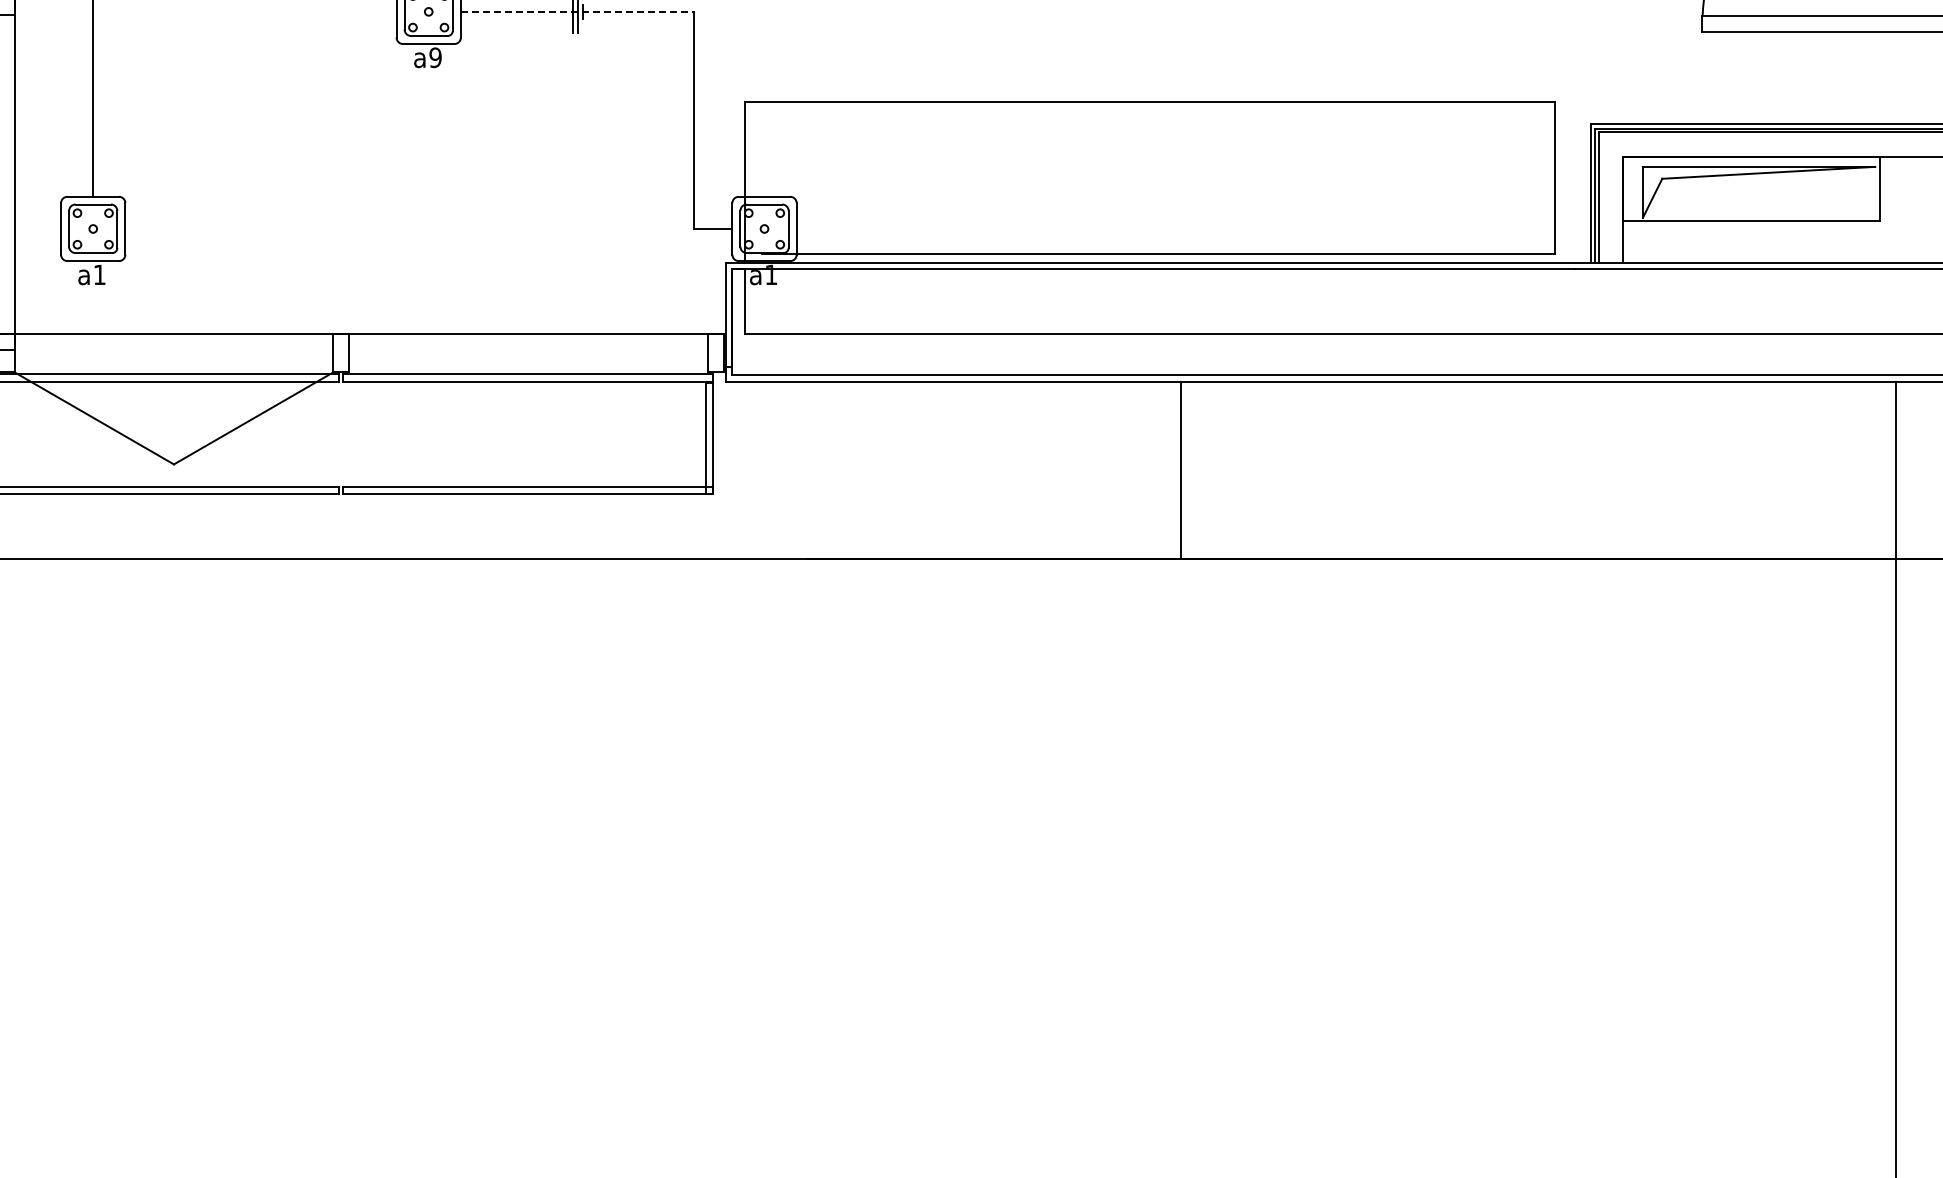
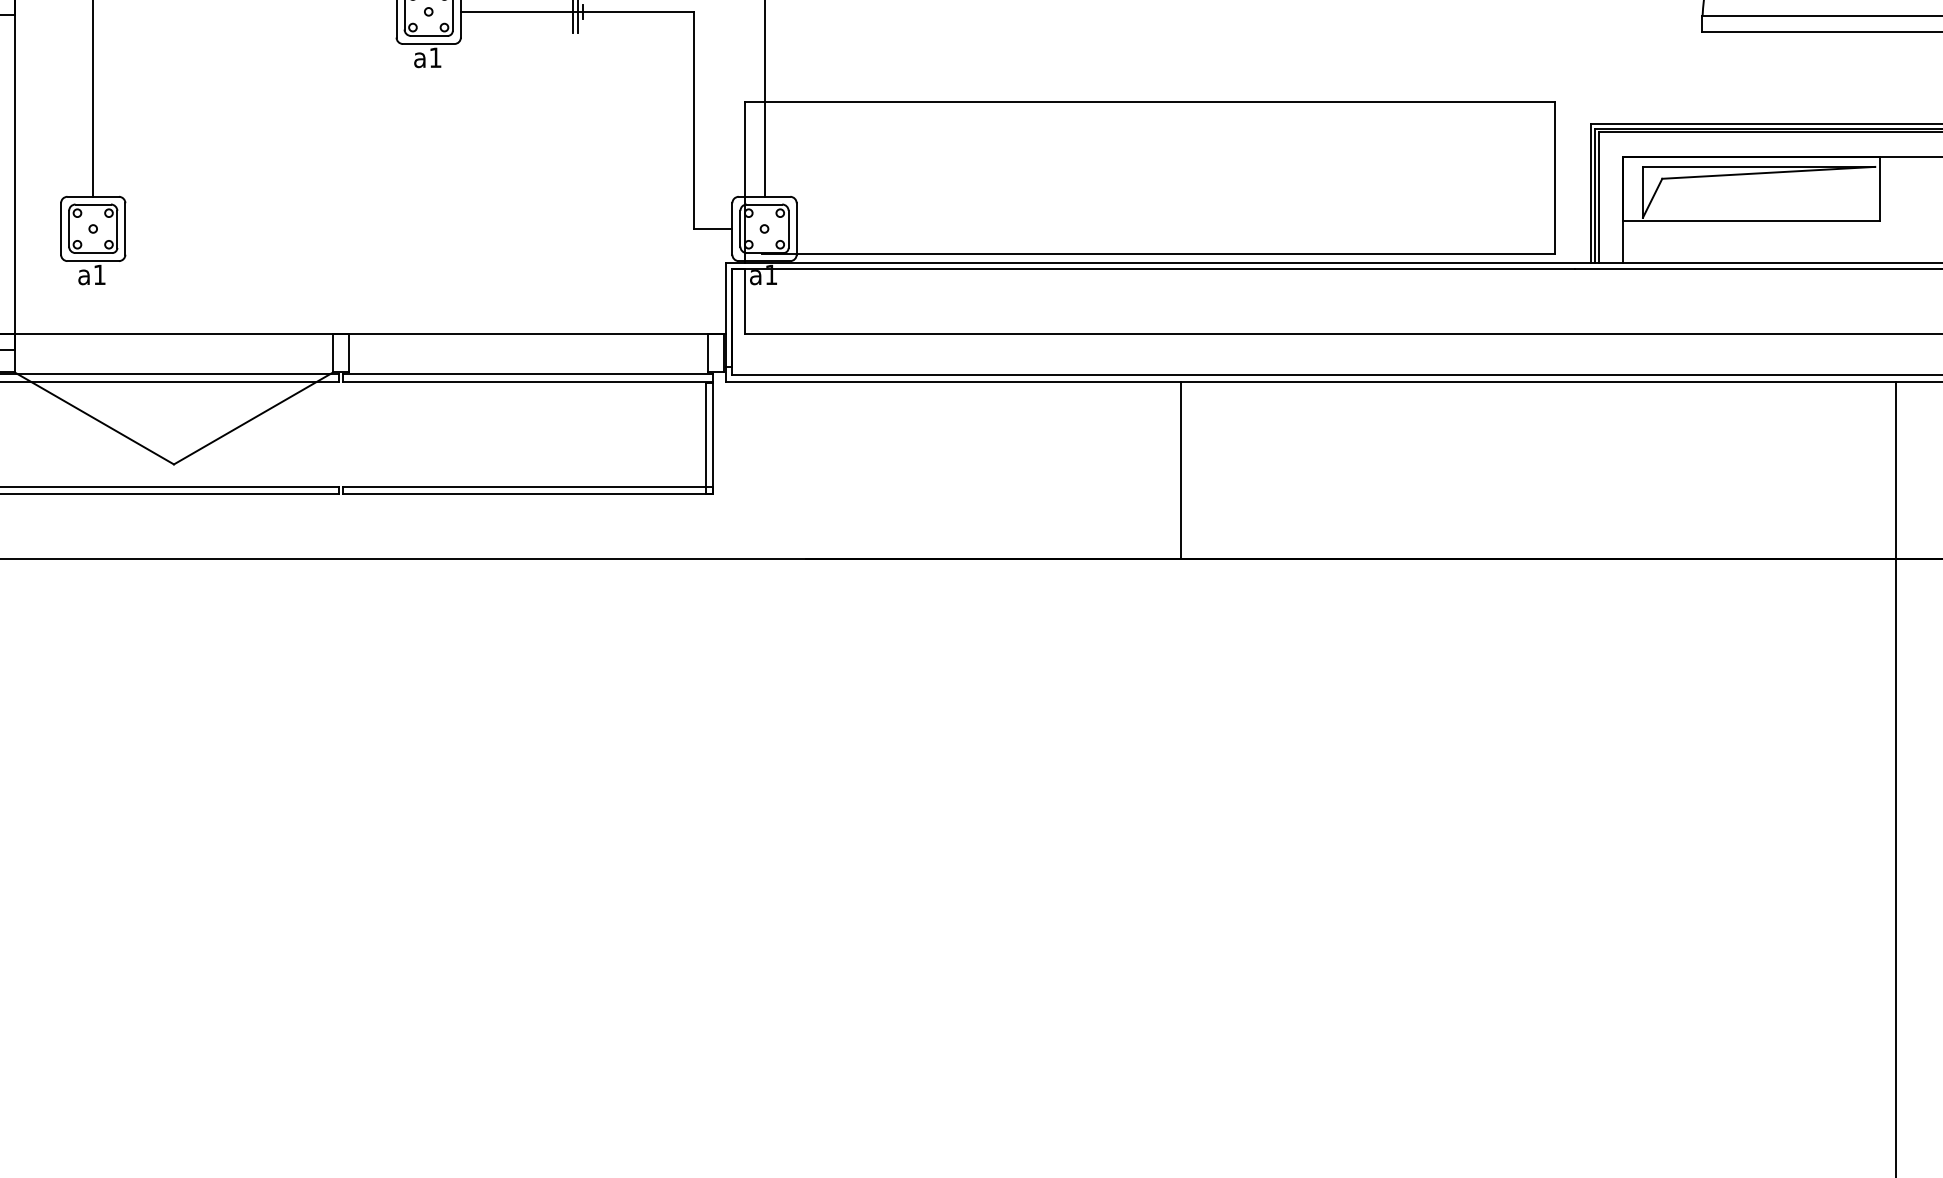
line: dashed -> solid (577, 11)
text: a9 -> a1 (435, 57)
line: none -> present (764, 99)
